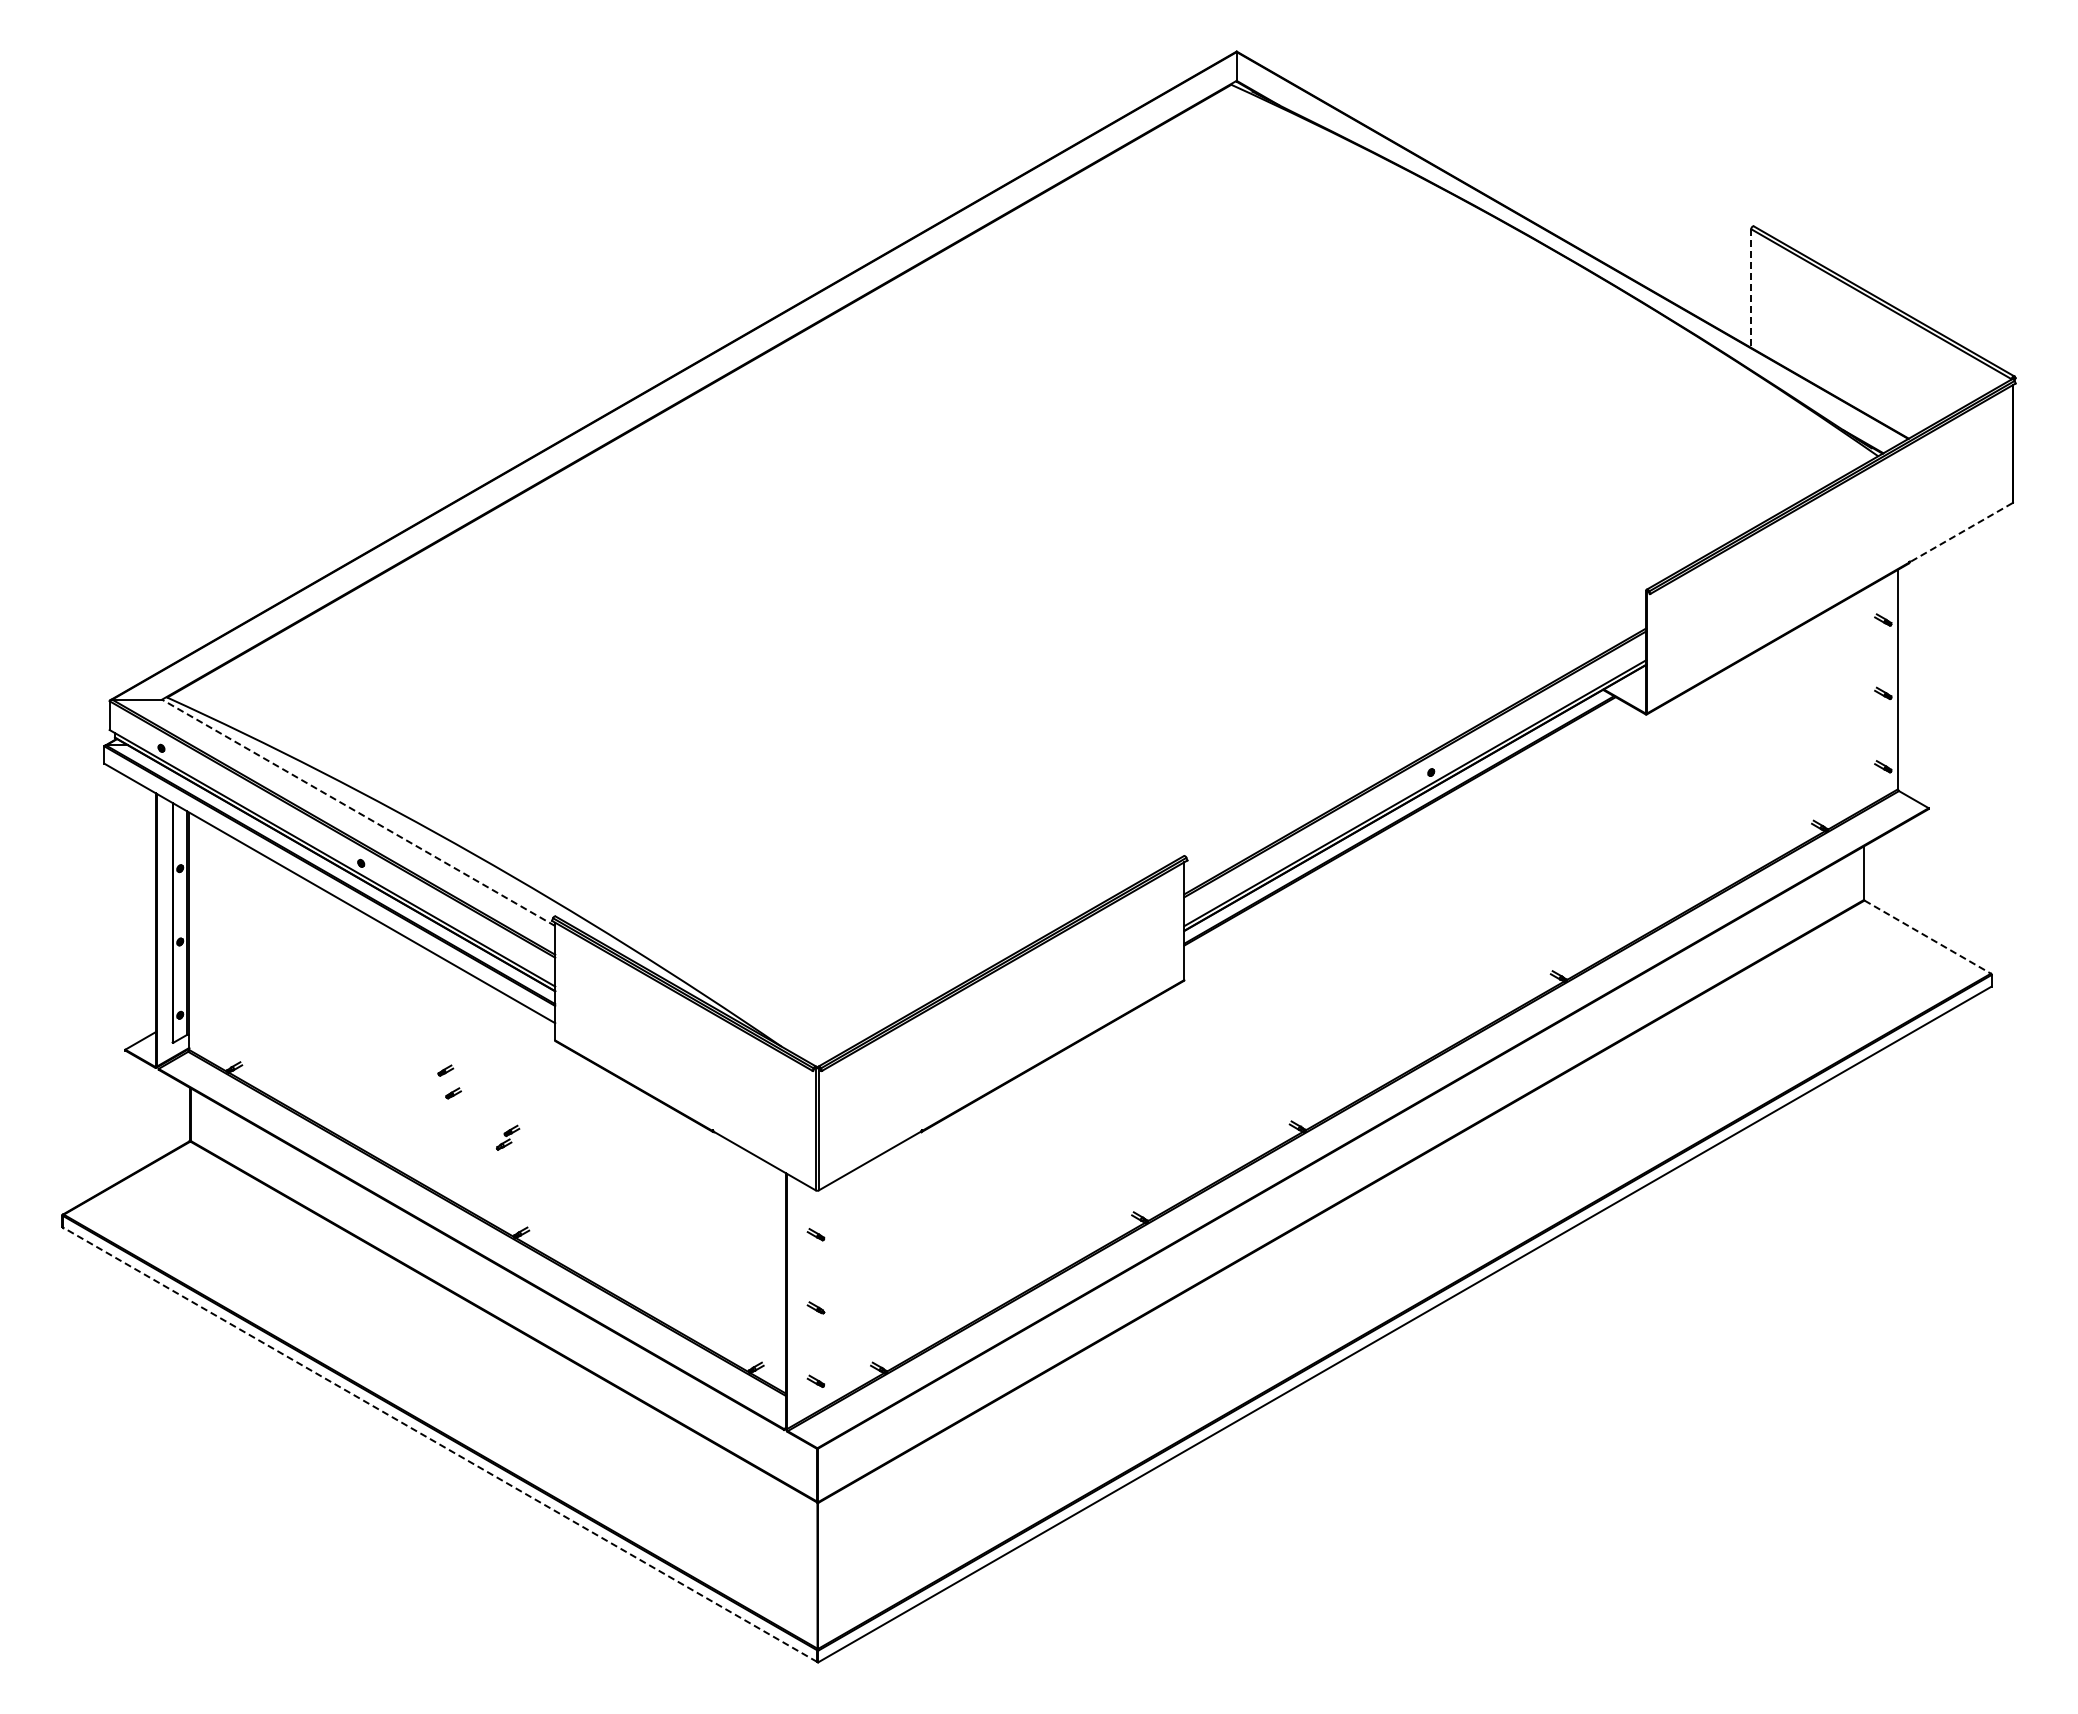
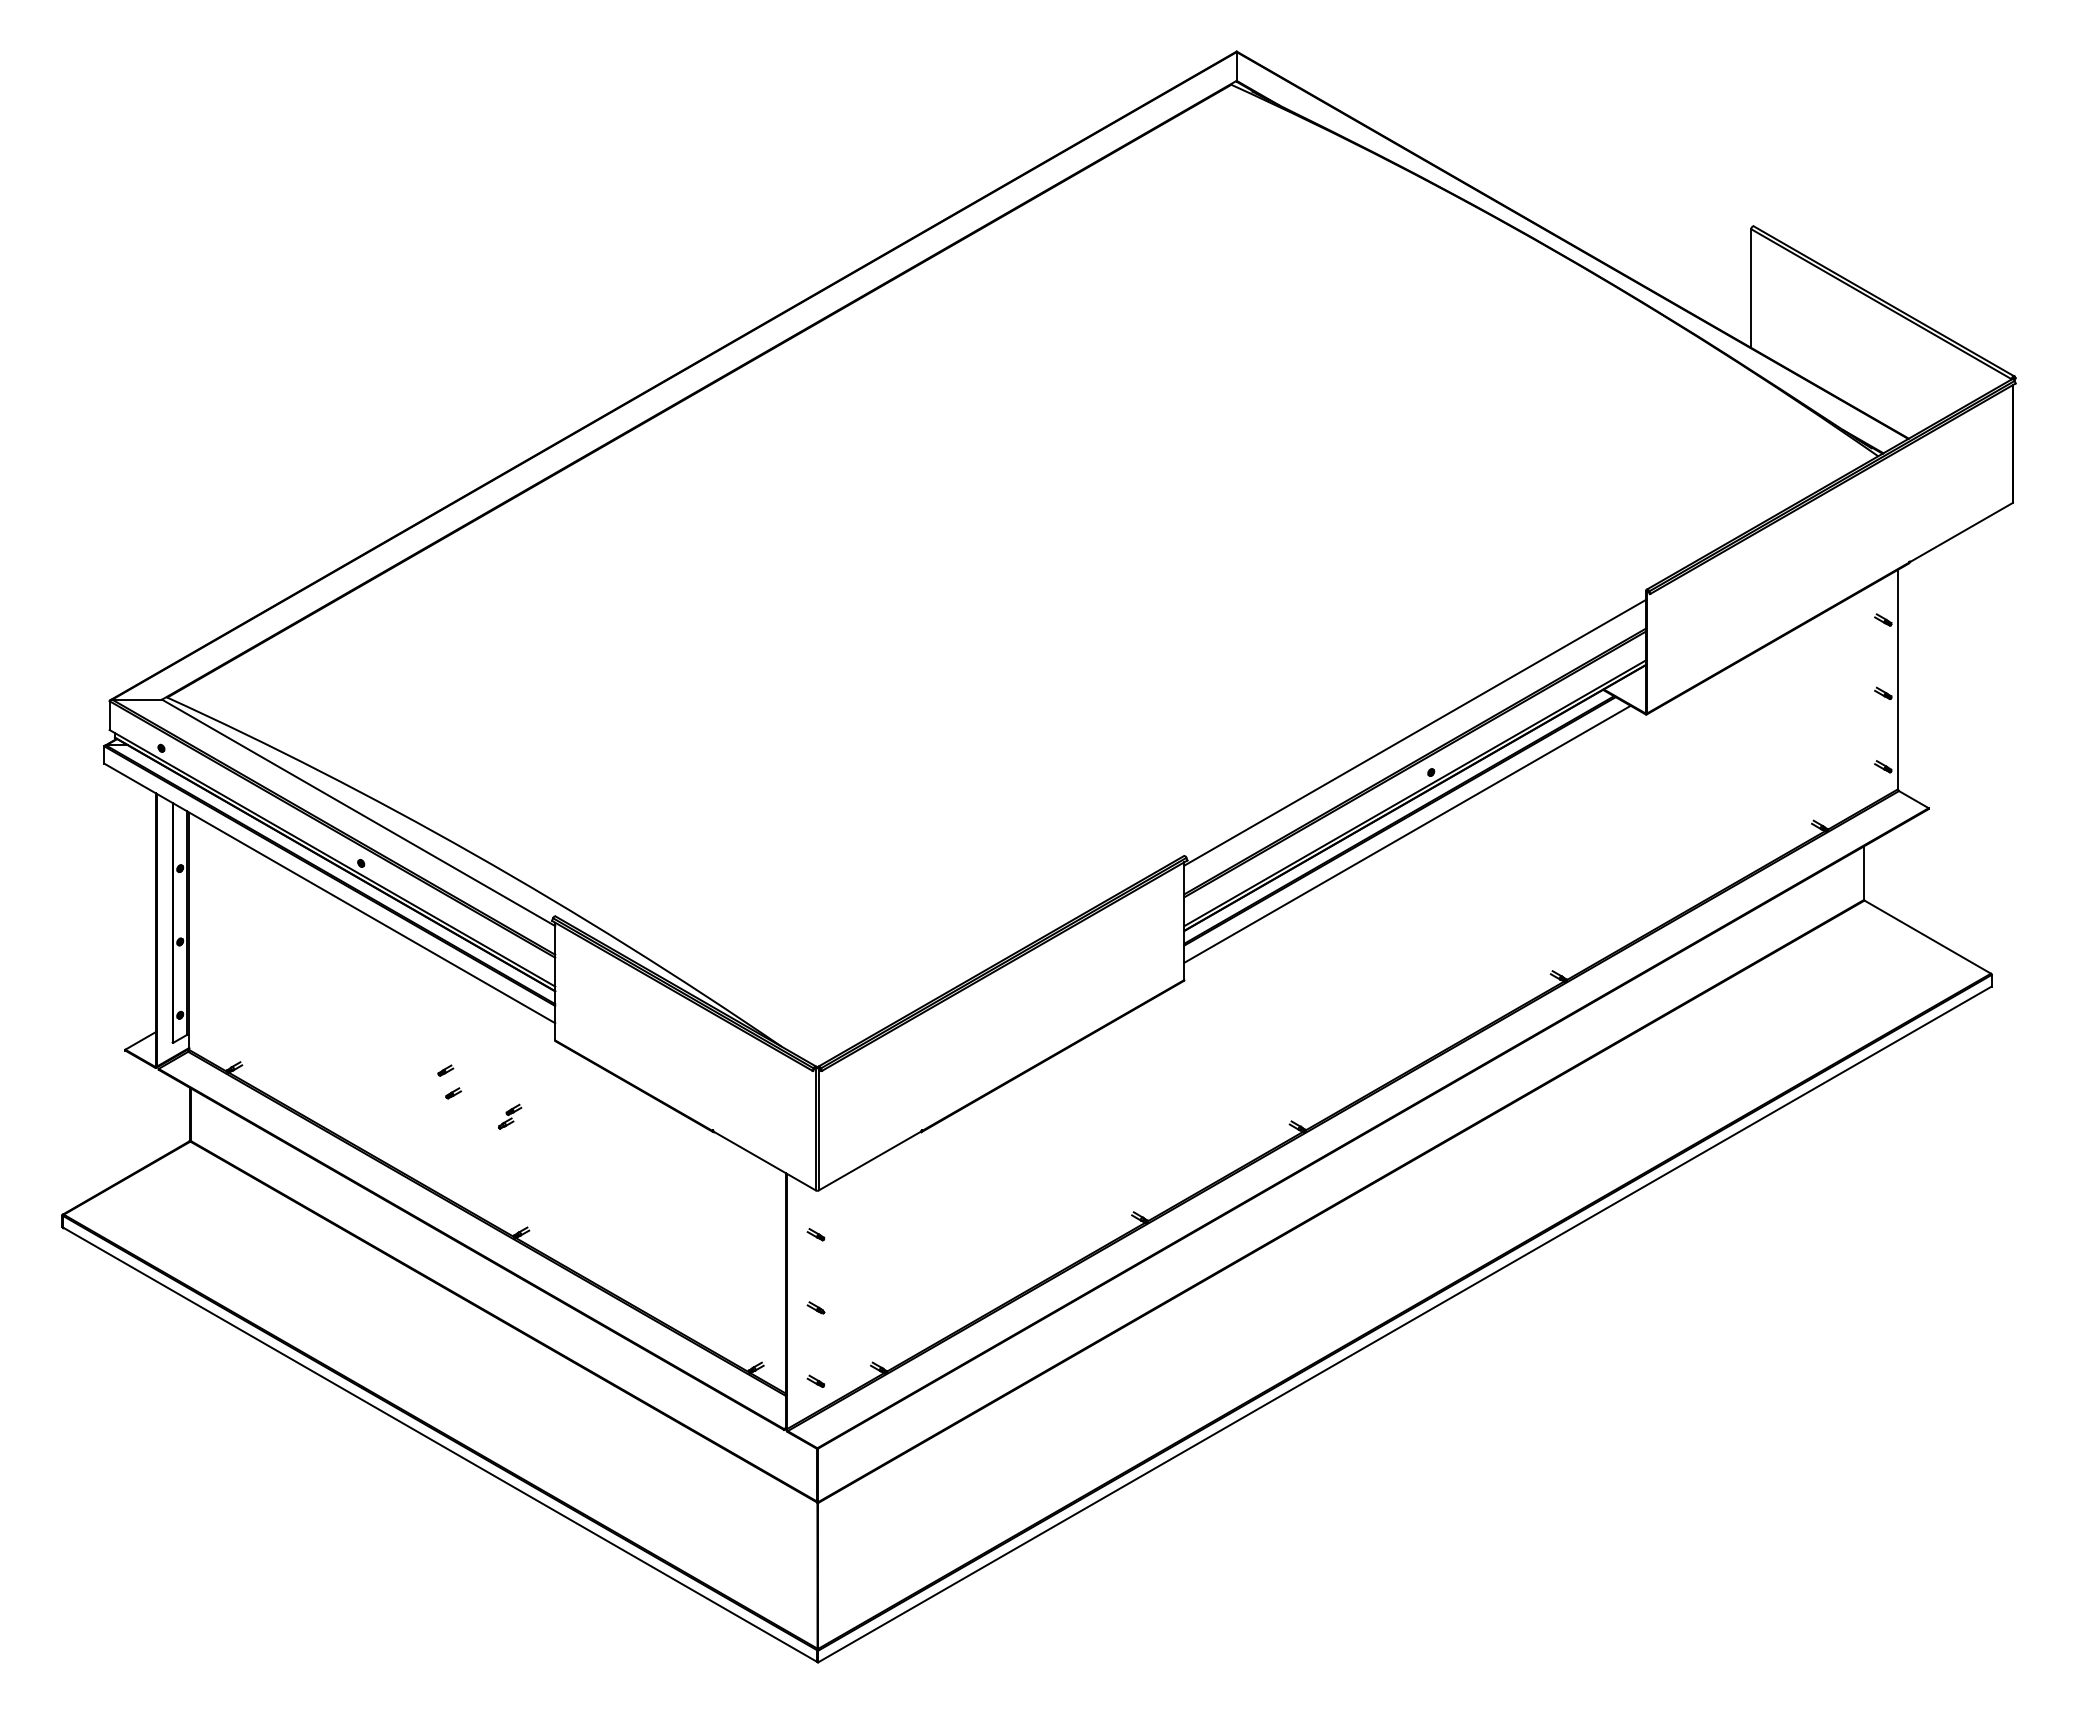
line: dashed -> solid (1751, 289)
line: dashed -> solid (1960, 532)
line: none -> present (1415, 732)
line: dashed -> solid (358, 812)
line: none -> present (1407, 833)
line: dashed -> solid (1928, 937)
part position: (508, 1137) -> (510, 1116) (510, 1116)
line: dashed -> solid (439, 1444)
